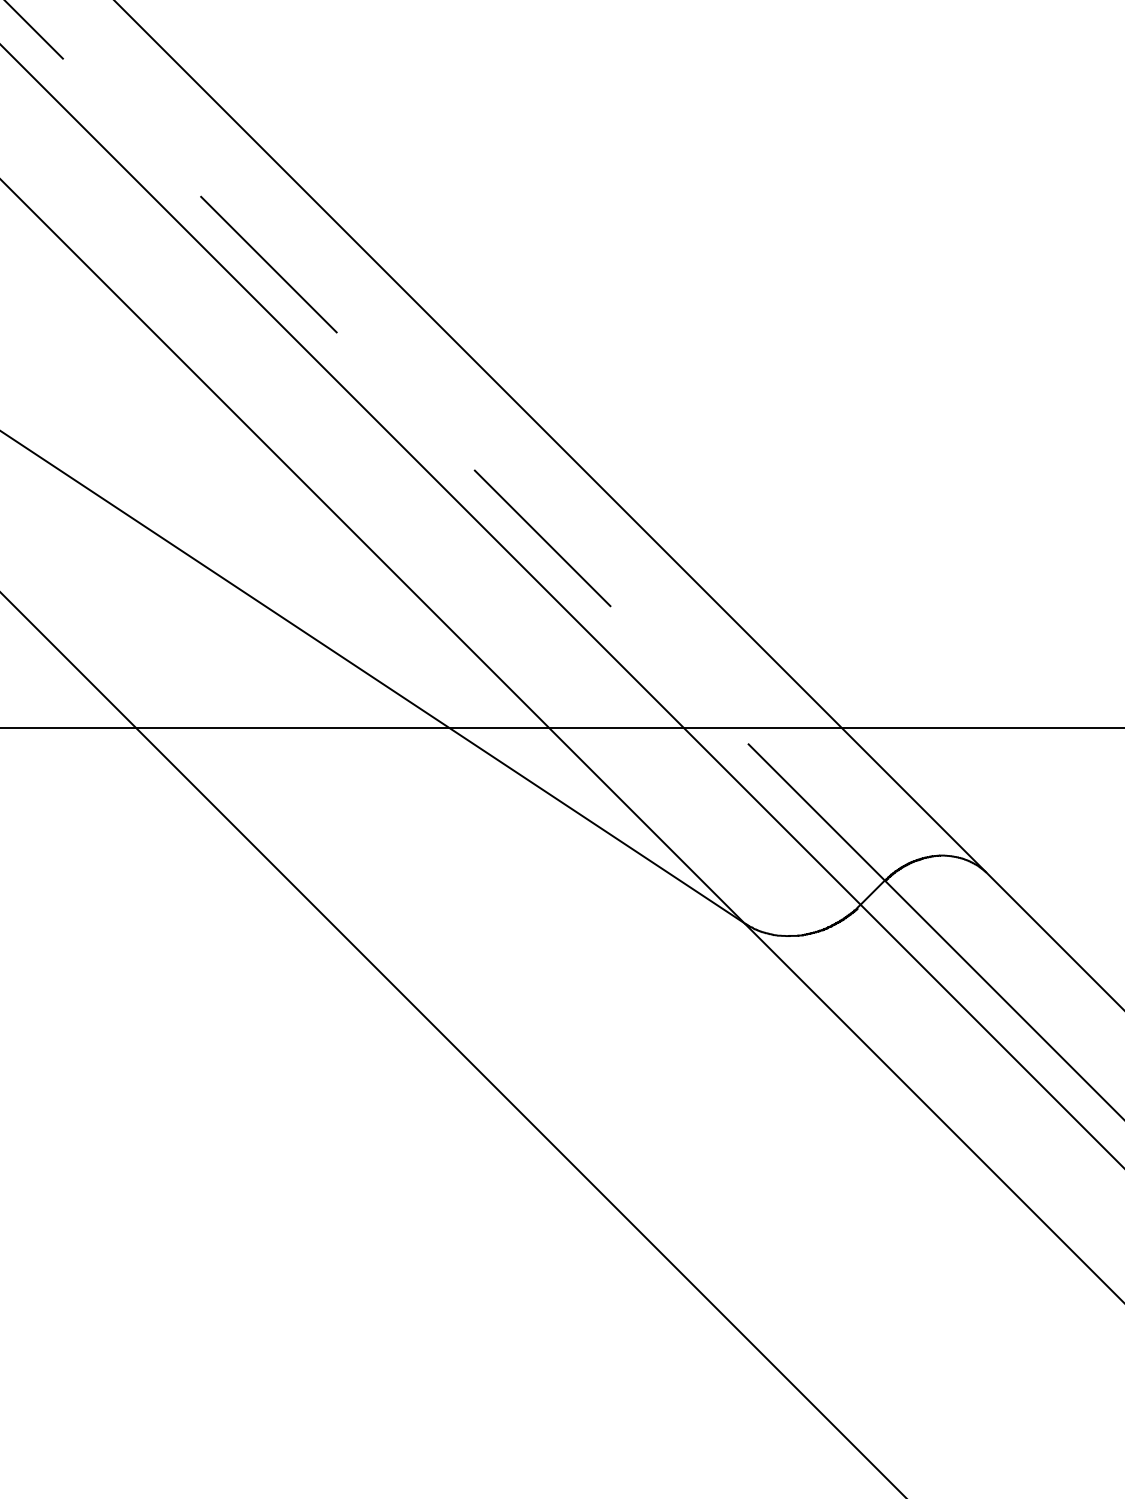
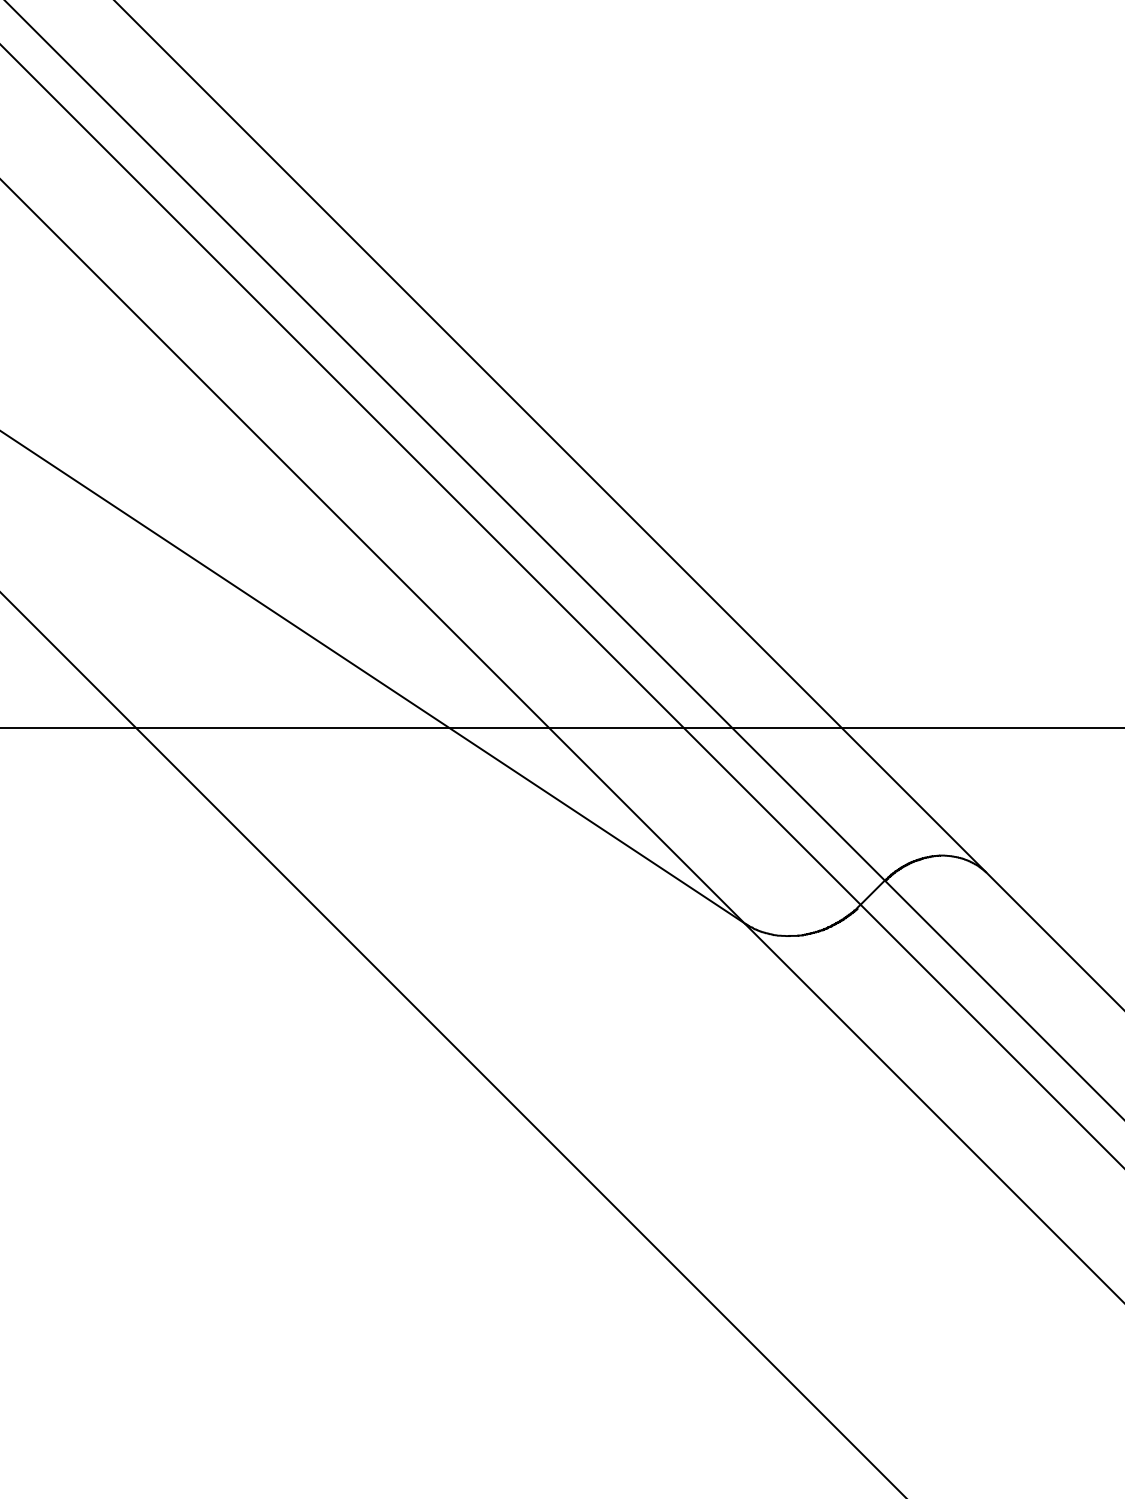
line: dashed -> solid (444, 440)
